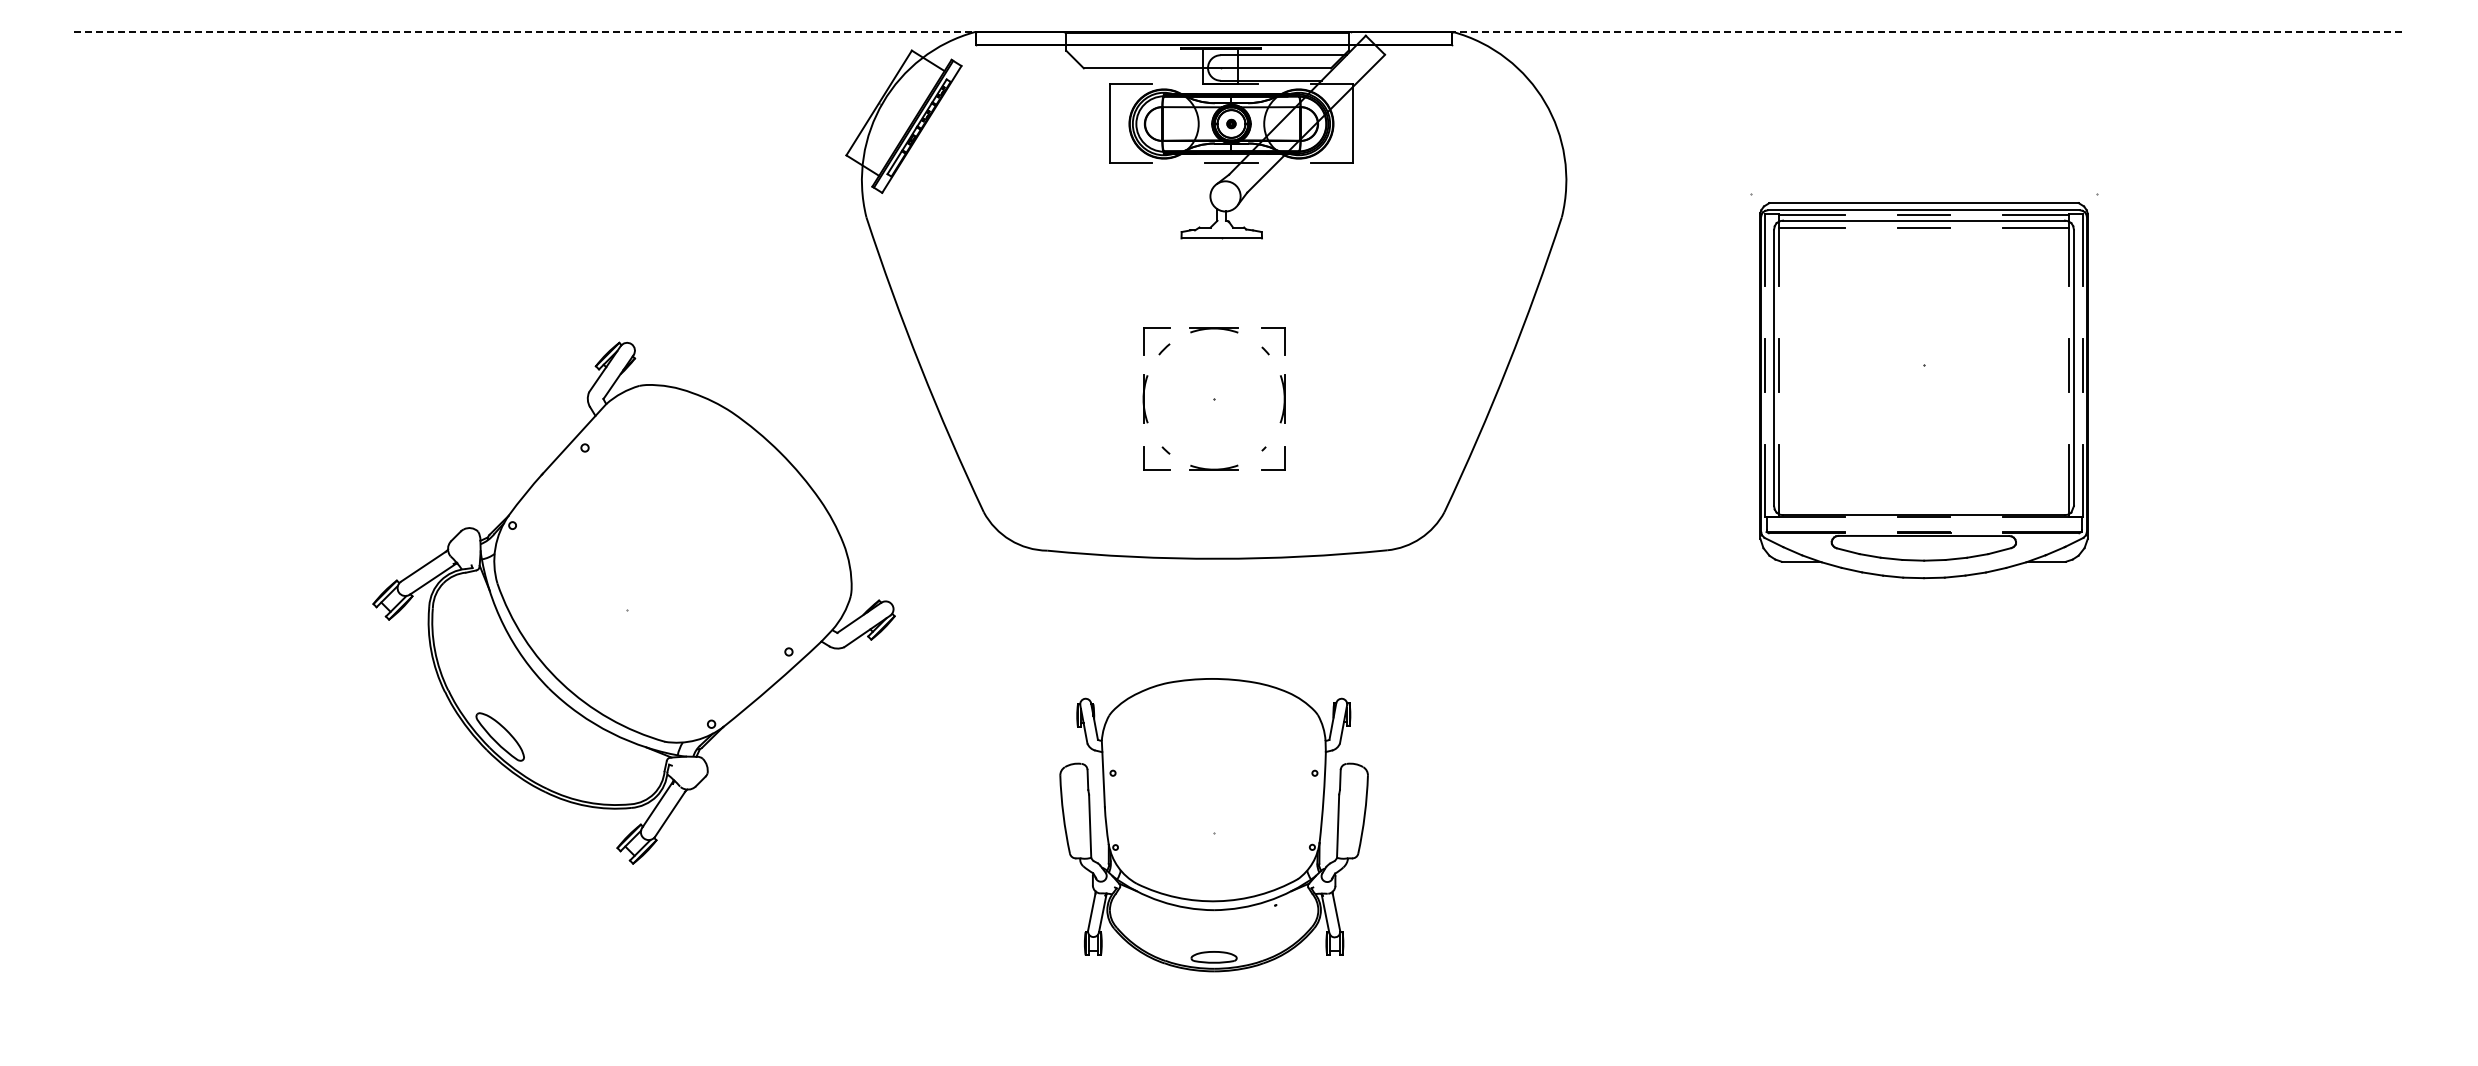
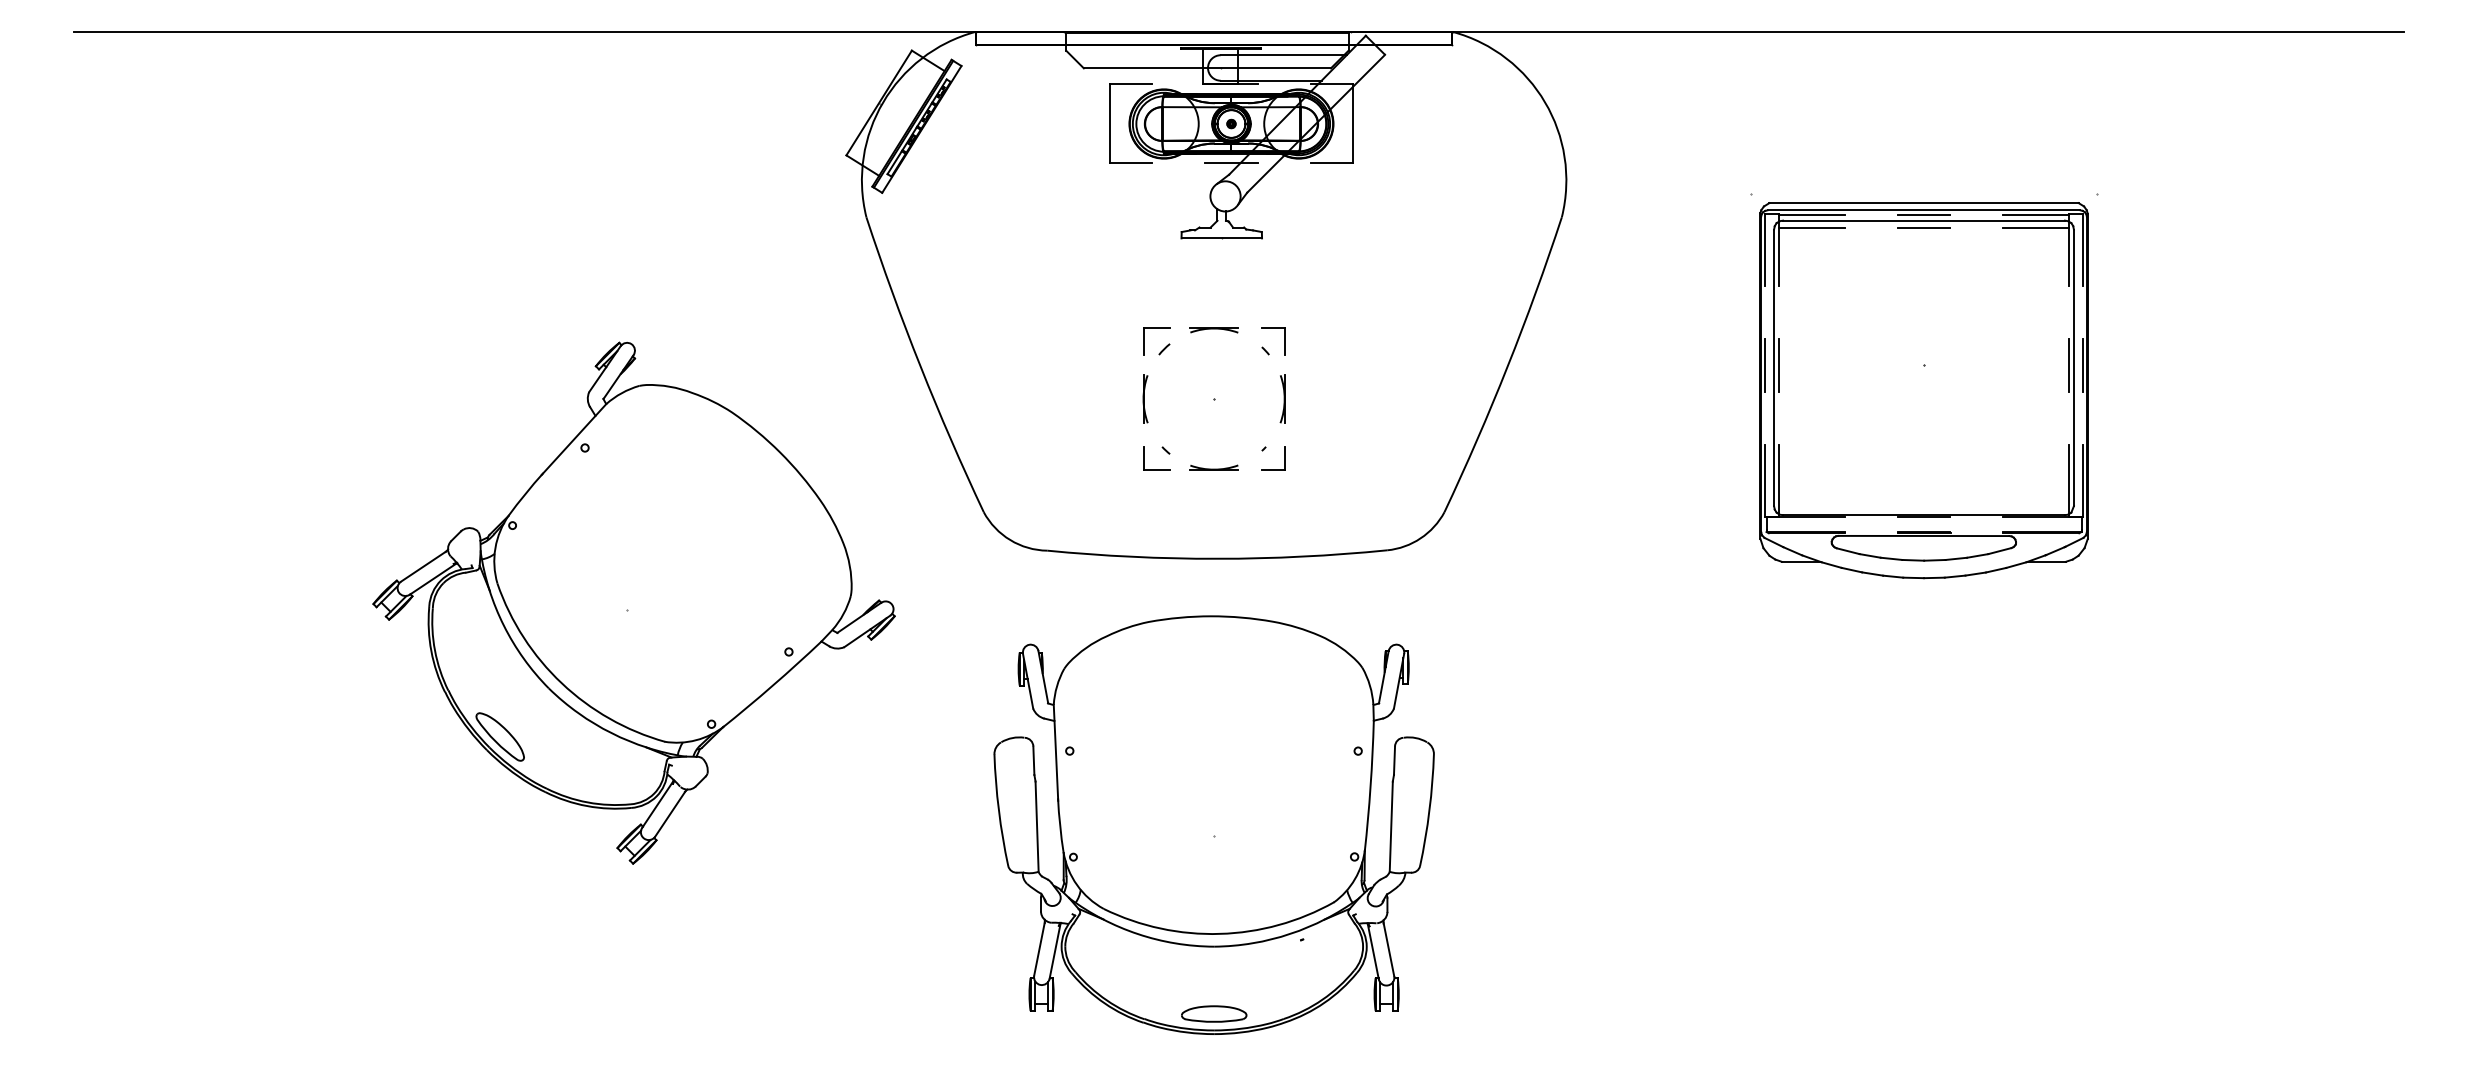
line: dashed -> solid (1238, 31)
part size: 310x295 px -> 442x420 px (1213, 824)
